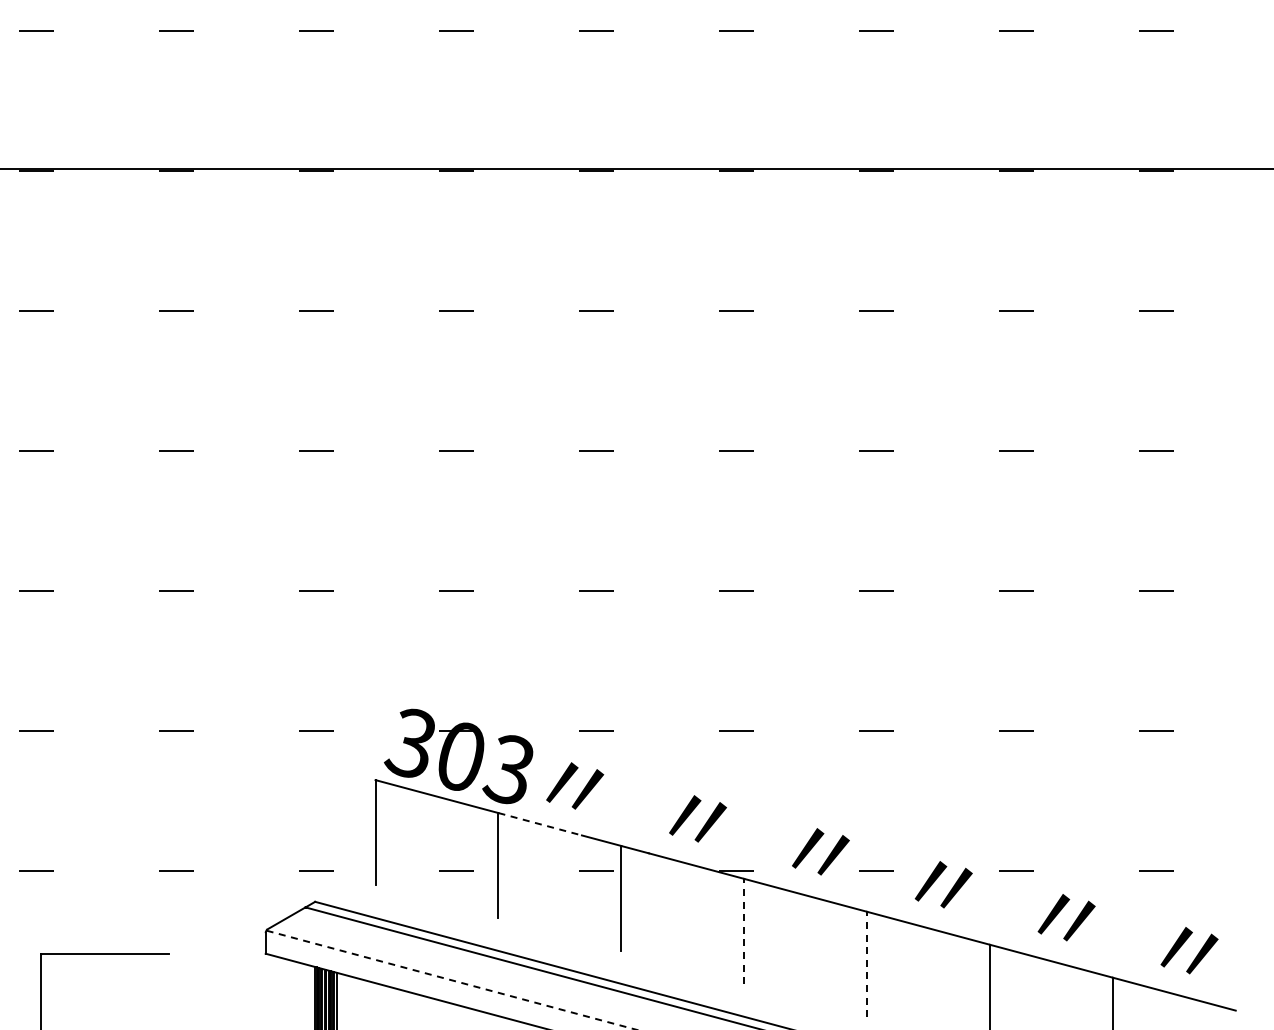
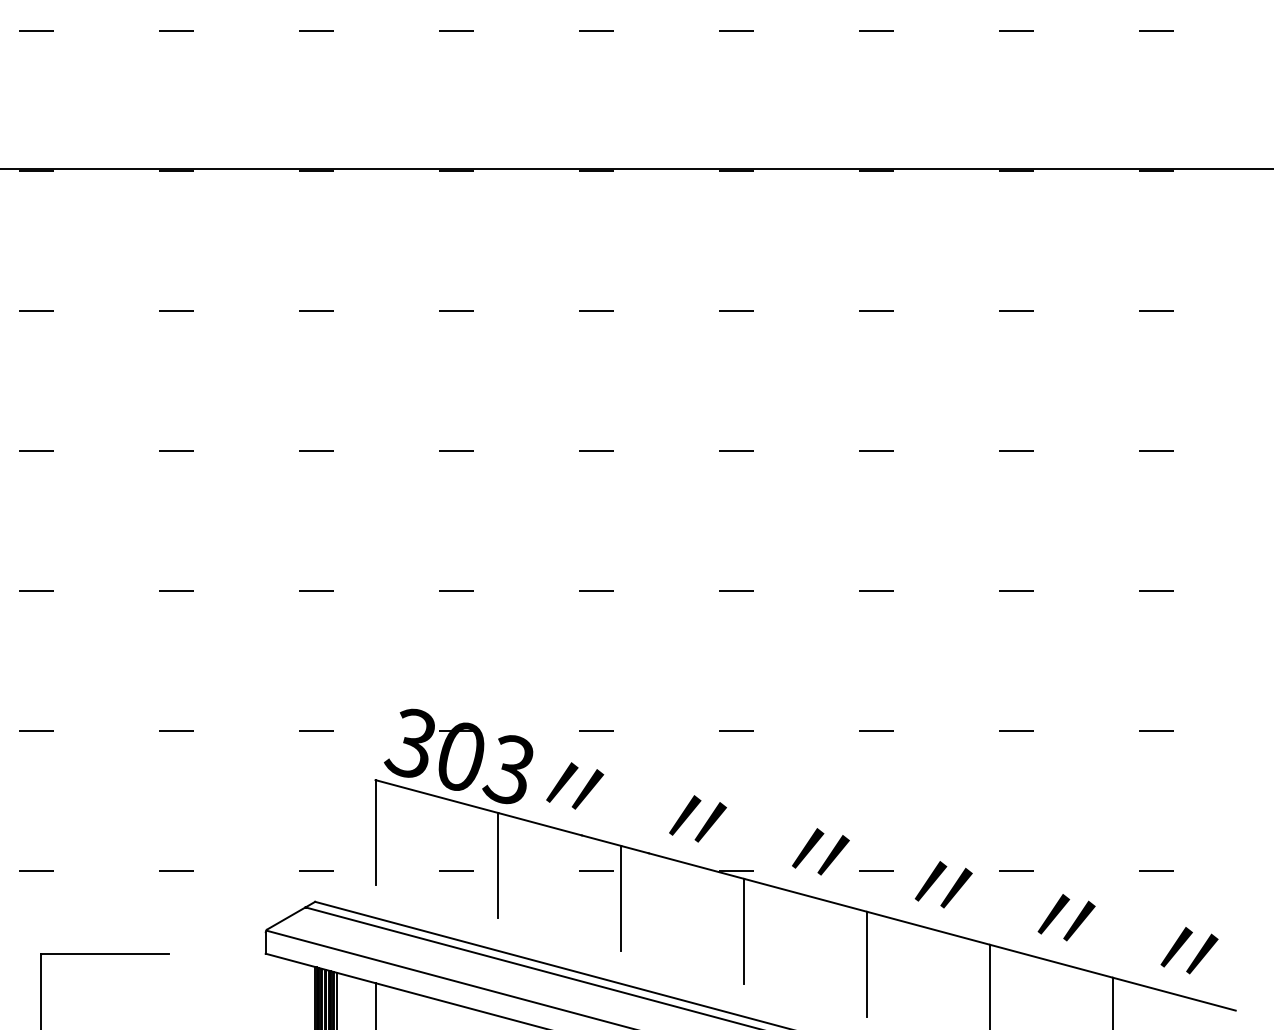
line: dashed -> solid (540, 824)
line: dashed -> solid (744, 931)
line: dashed -> solid (867, 964)
line: dashed -> solid (451, 980)
line: none -> present (375, 1004)
